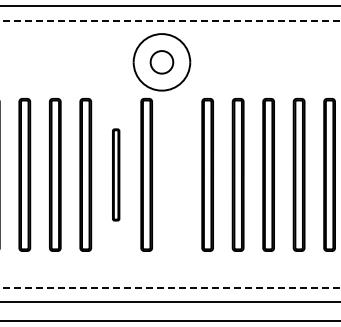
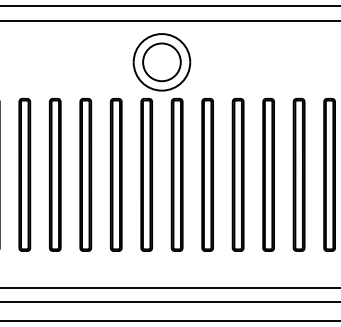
line: dashed -> solid (170, 20)
circle diameter: 23 px -> 38 px (161, 62)
part size: 9x94 px -> 14x154 px (115, 174)
part: none -> present (176, 174)
line: dashed -> solid (170, 287)
